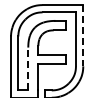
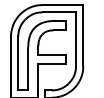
line: dashed -> solid (83, 35)
line: dashed -> solid (28, 68)
